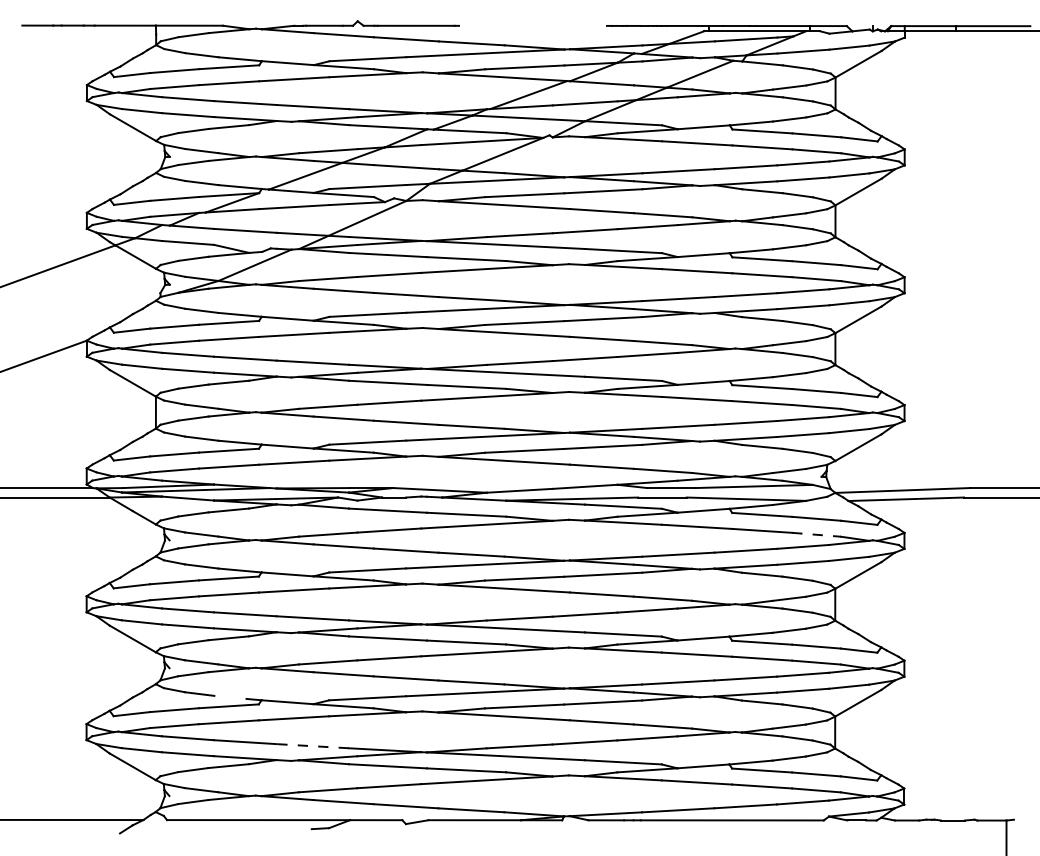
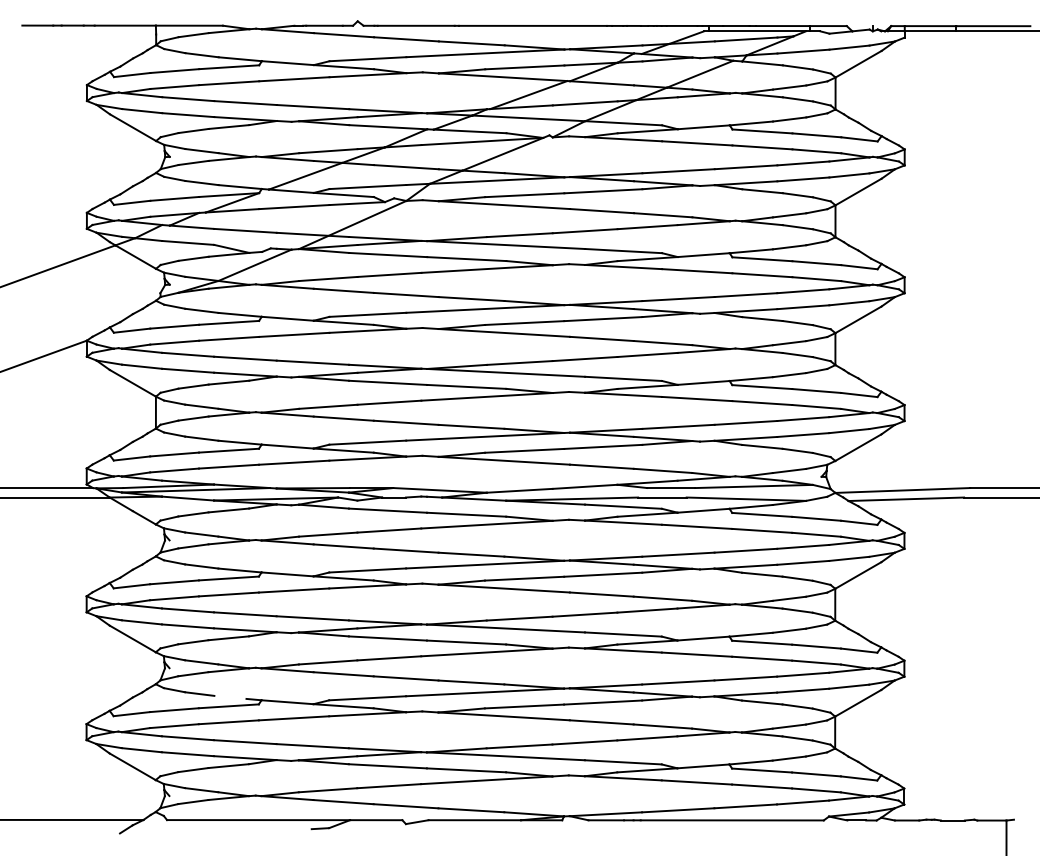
line: none -> present (532, 25)
line: dashed -> solid (817, 534)
line: dashed -> solid (312, 746)
